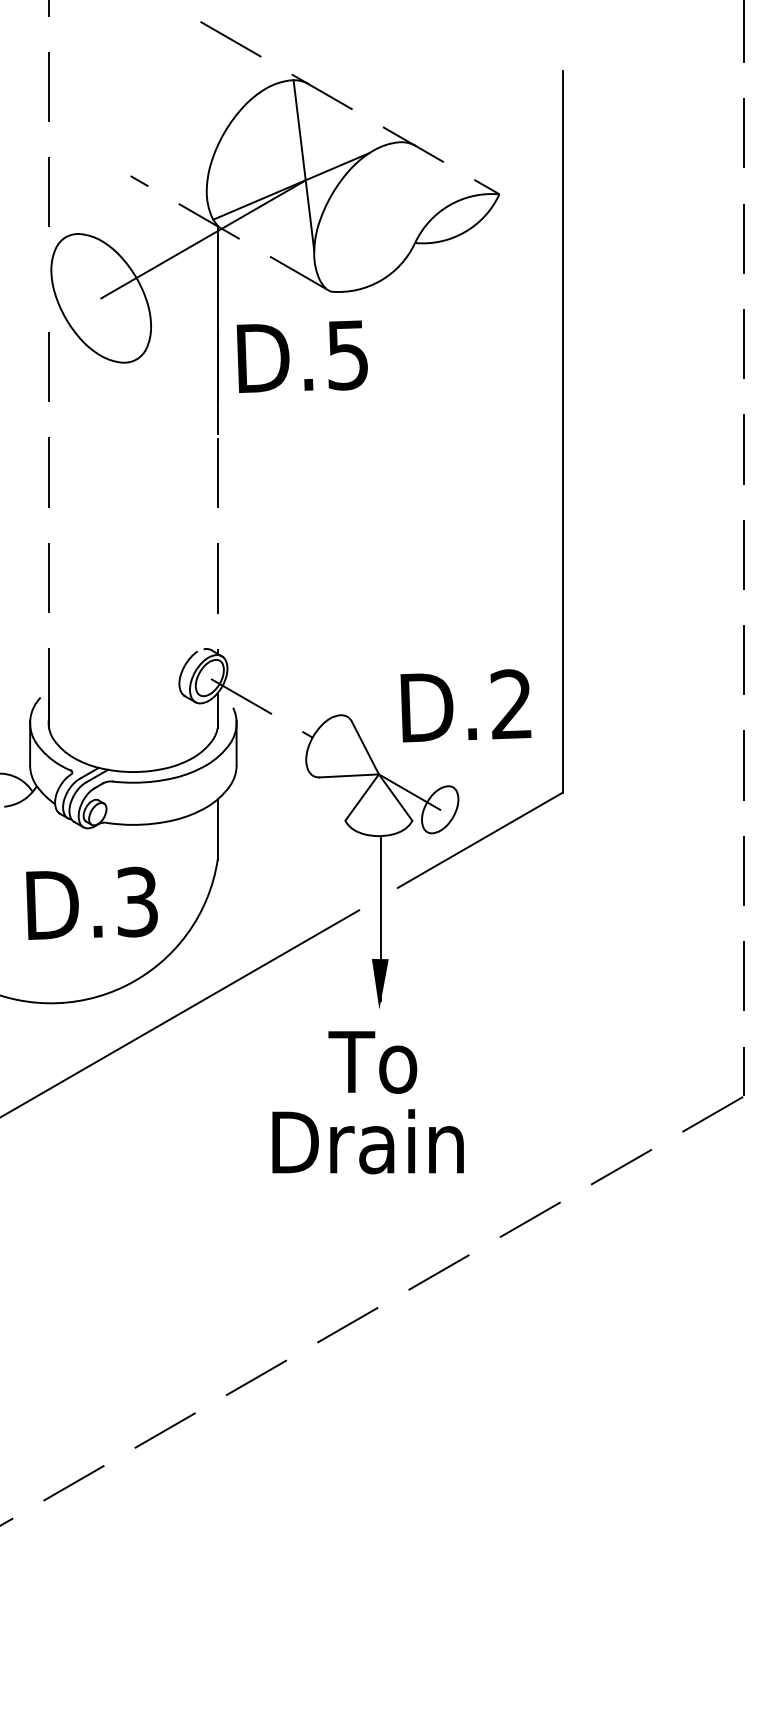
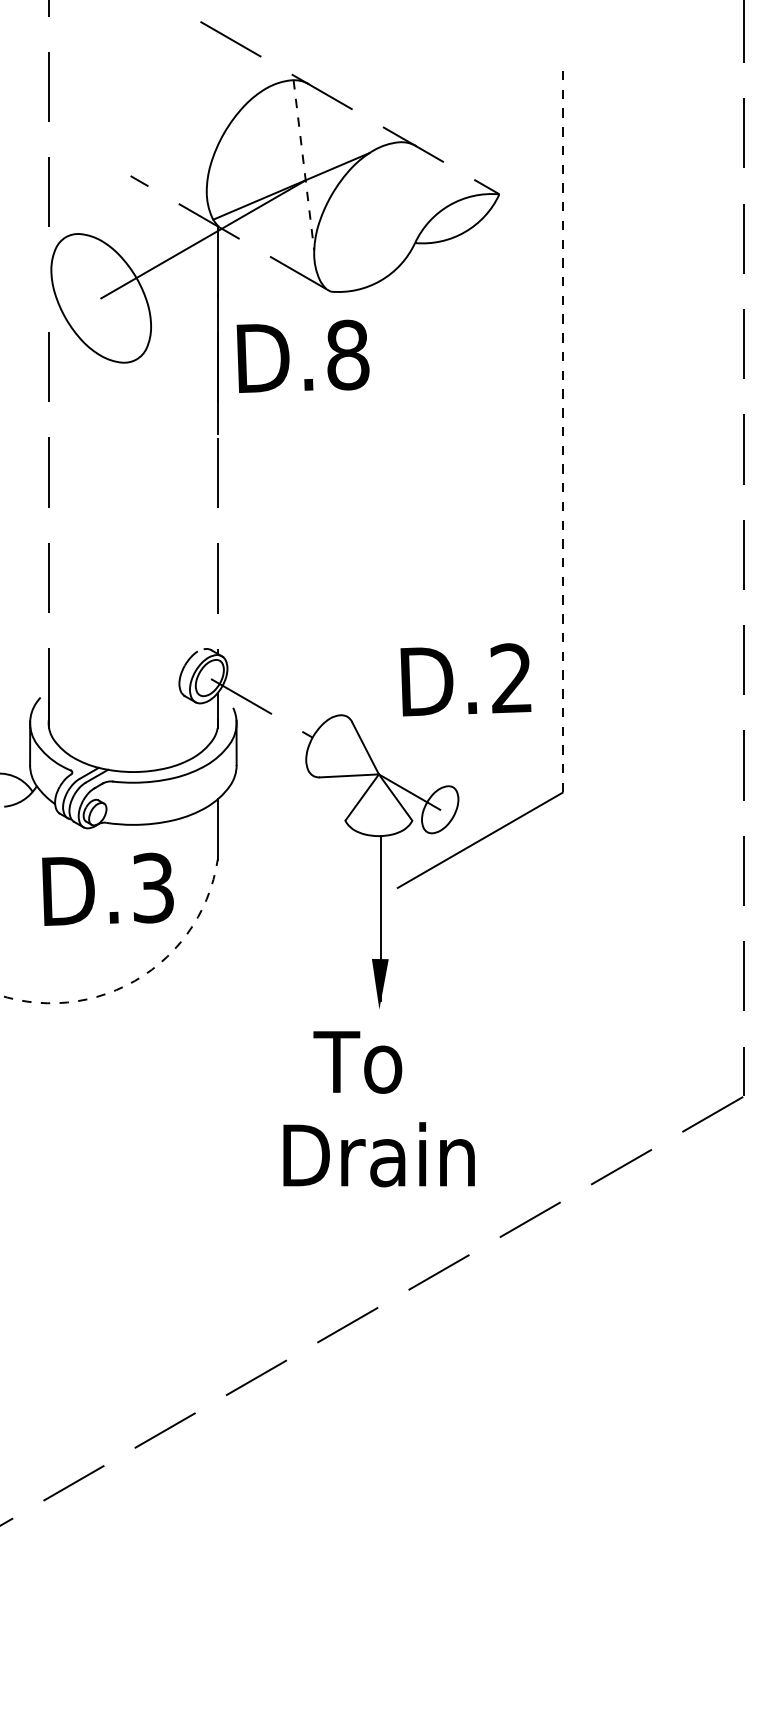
line: solid -> dashed (303, 165)
text: D.5 -> D.8 (348, 354)
line: solid -> dashed (562, 431)
text position: (465, 705) -> (465, 679) (465, 679)
text position: (91, 902) -> (107, 888) (107, 888)
arc: solid -> dashed (140, 977)
line: present -> none (180, 1013)
text position: (372, 1062) -> (357, 1062) (357, 1062)
text position: (367, 1141) -> (378, 1154) (378, 1154)
